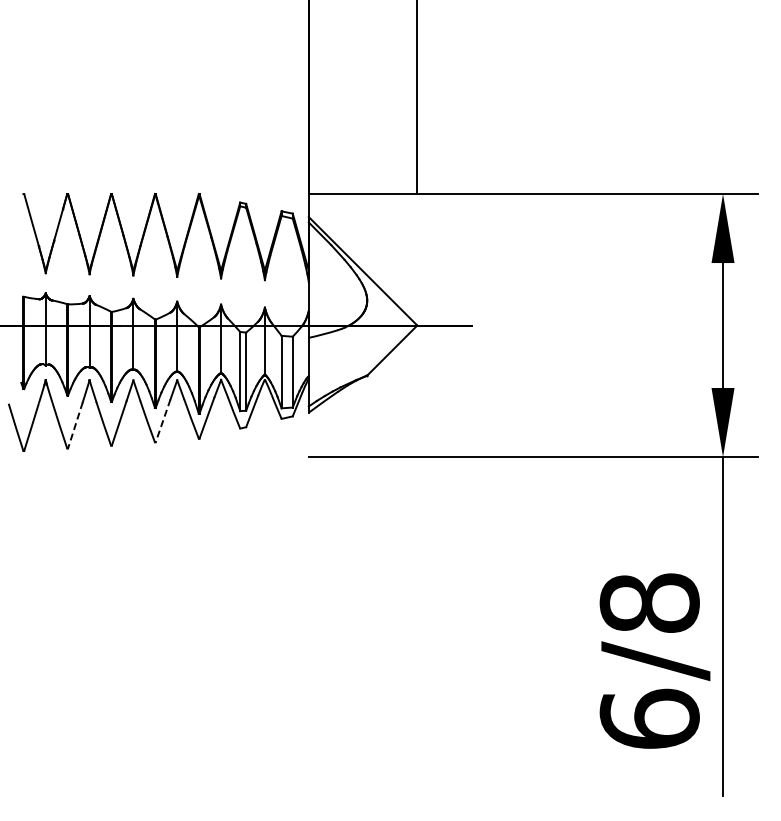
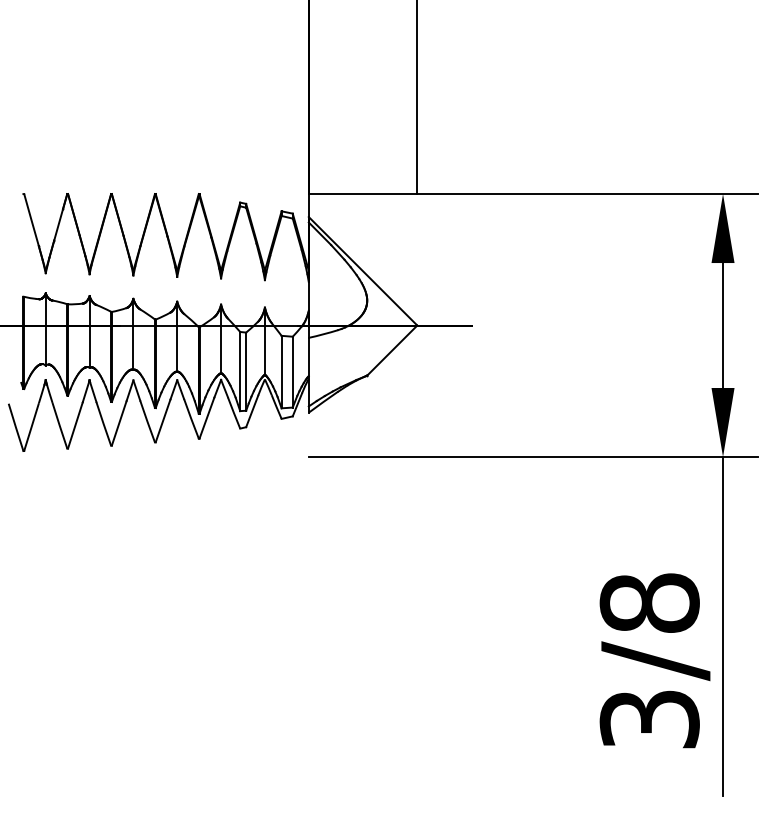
line: dashed -> solid (163, 420)
line: dashed -> solid (75, 425)
text: 6/8 -> 3/8 (649, 718)
